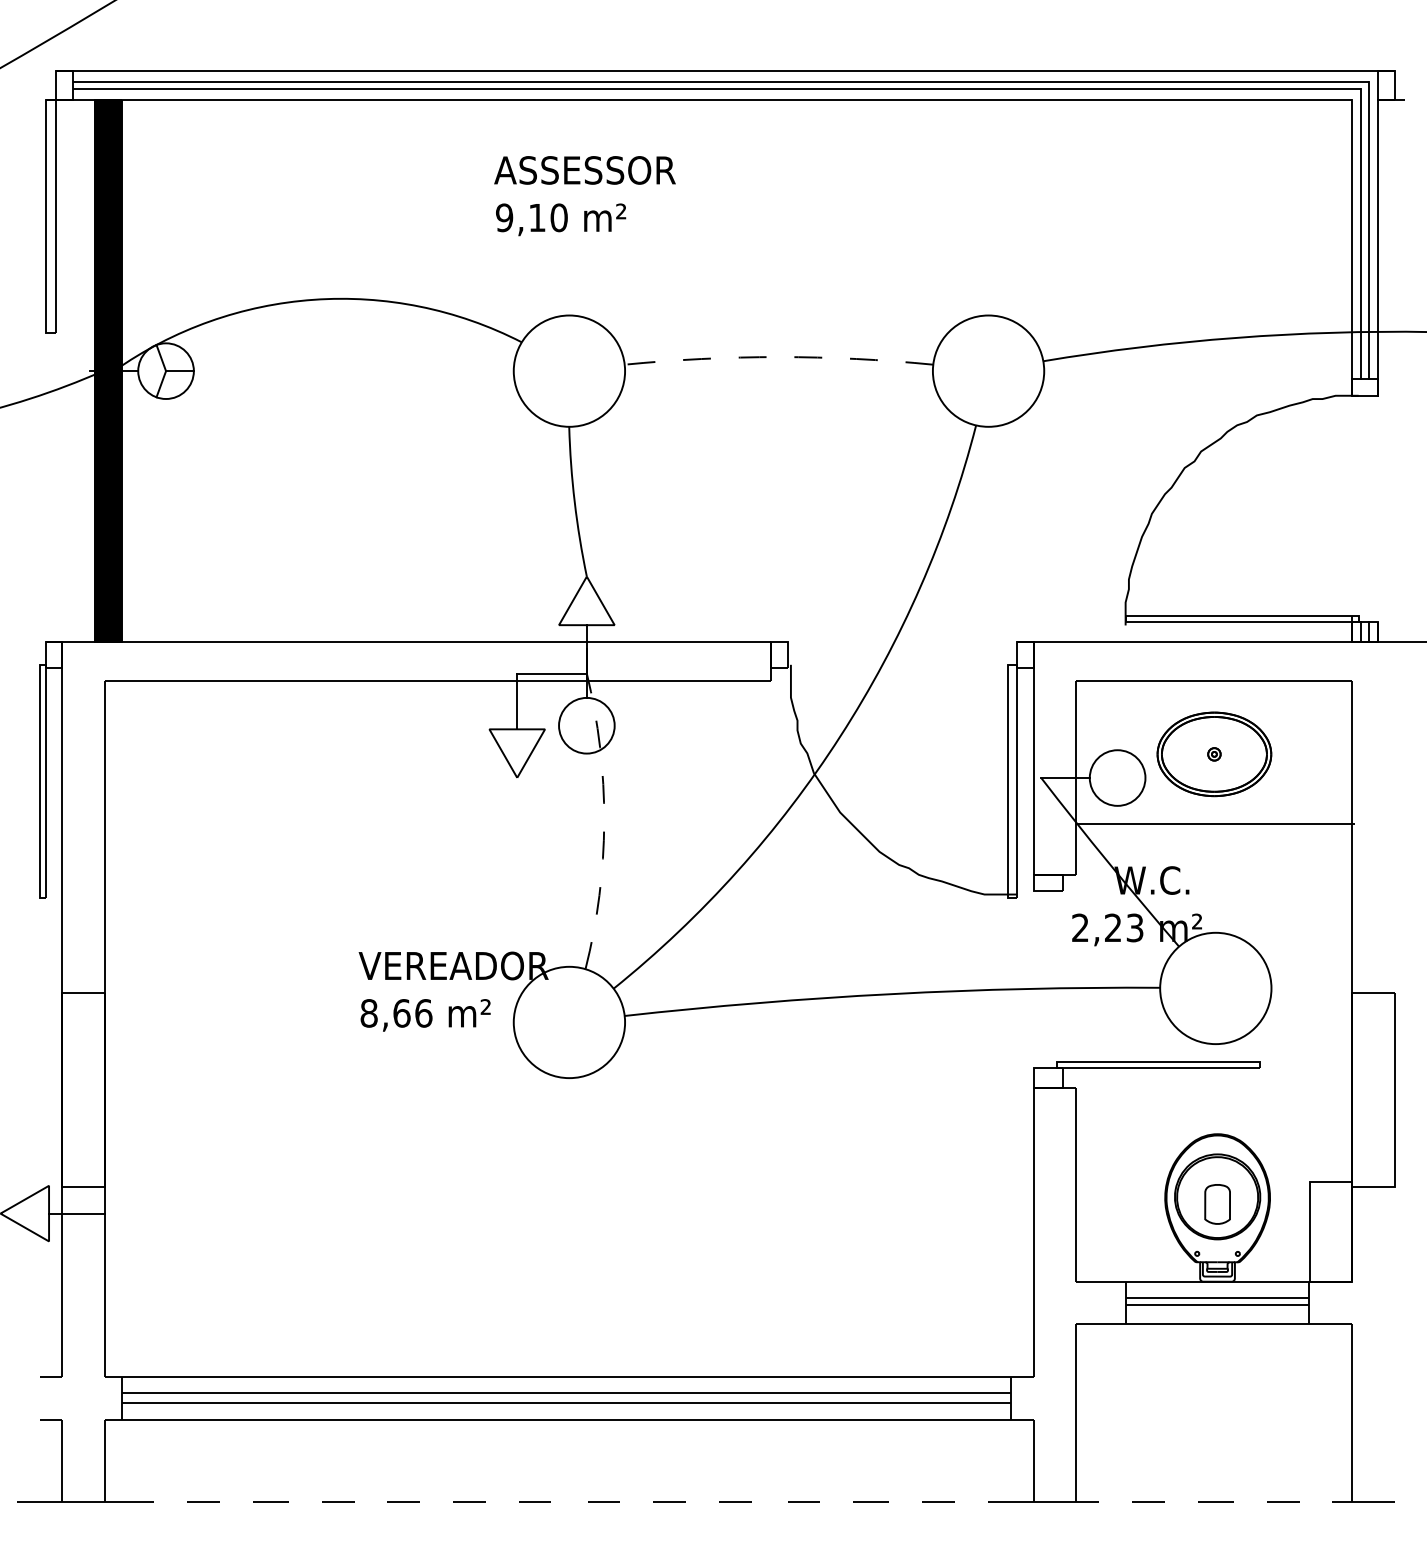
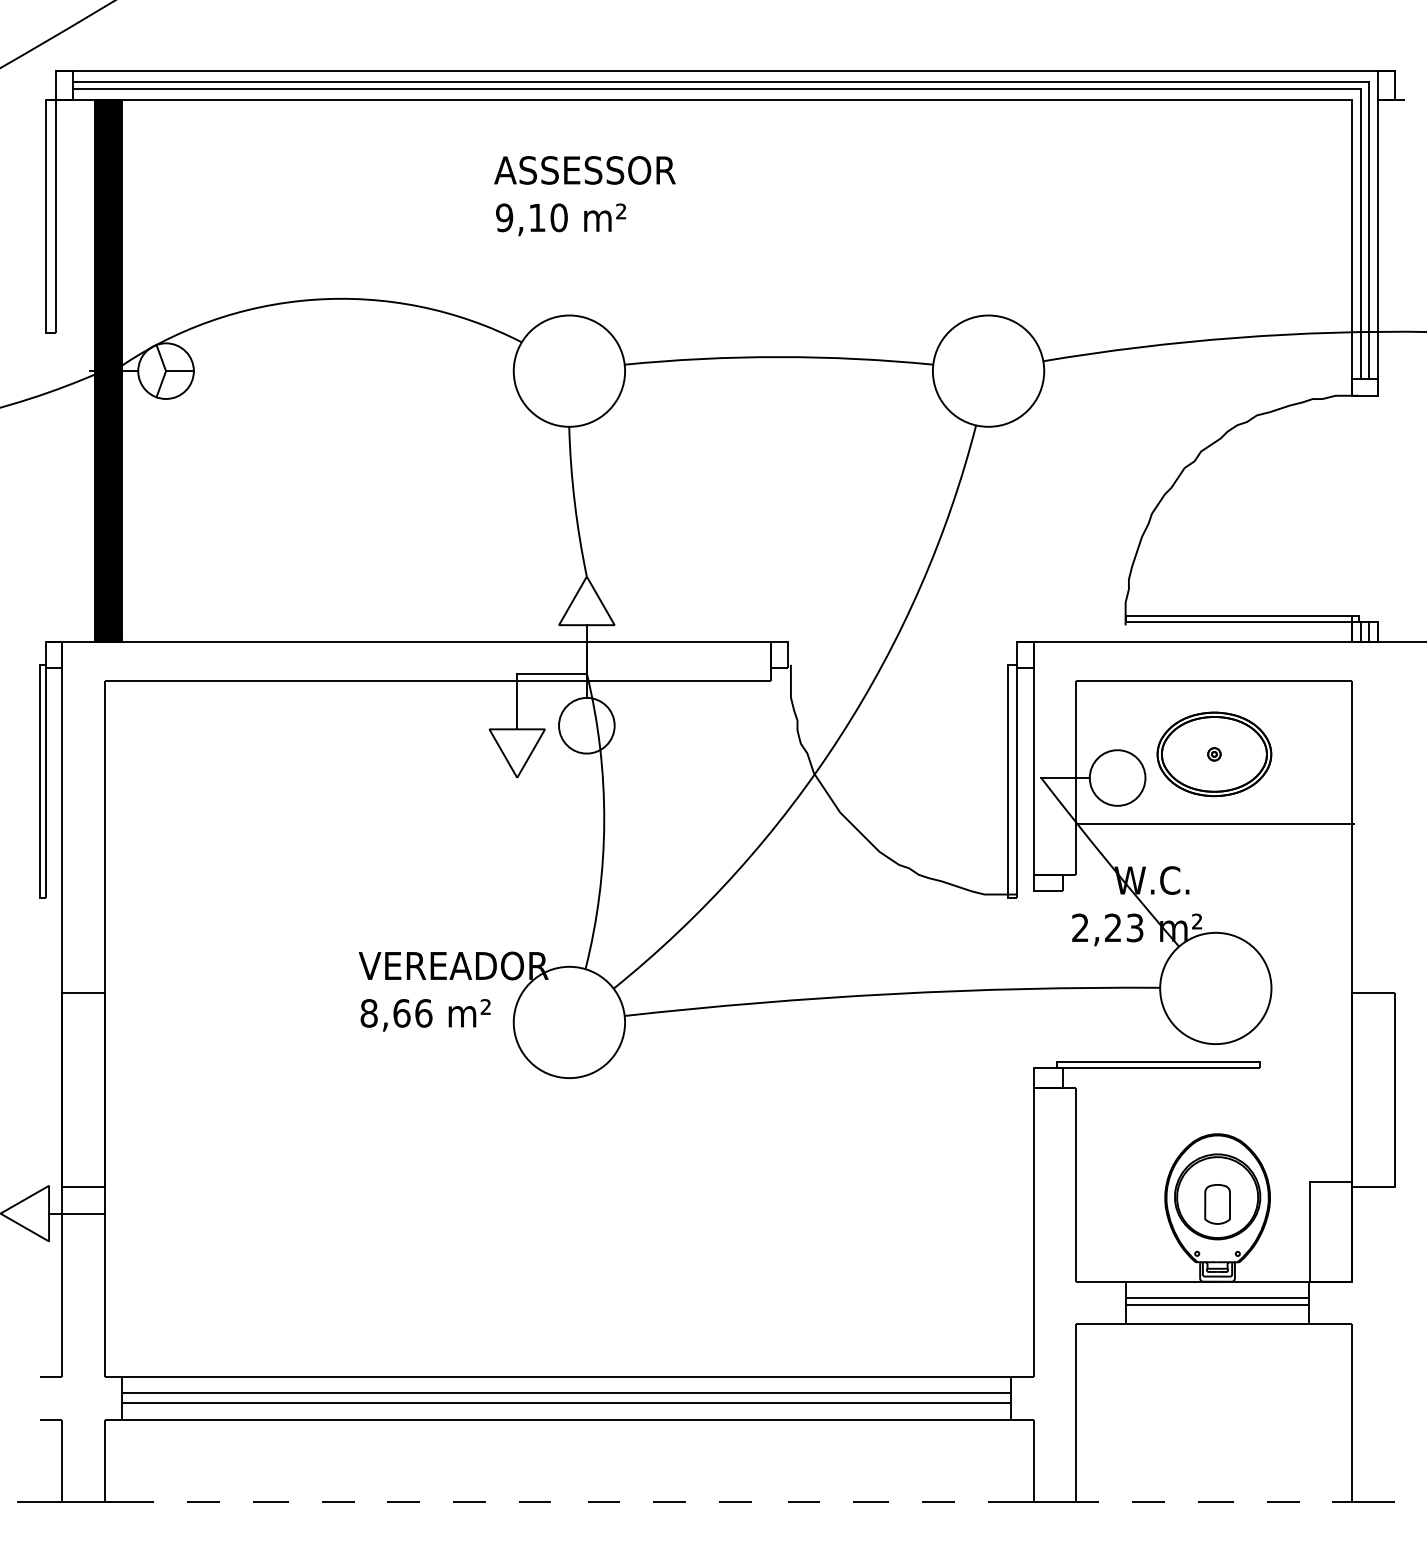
arc: dashed -> solid (779, 357)
arc: dashed -> solid (604, 821)
